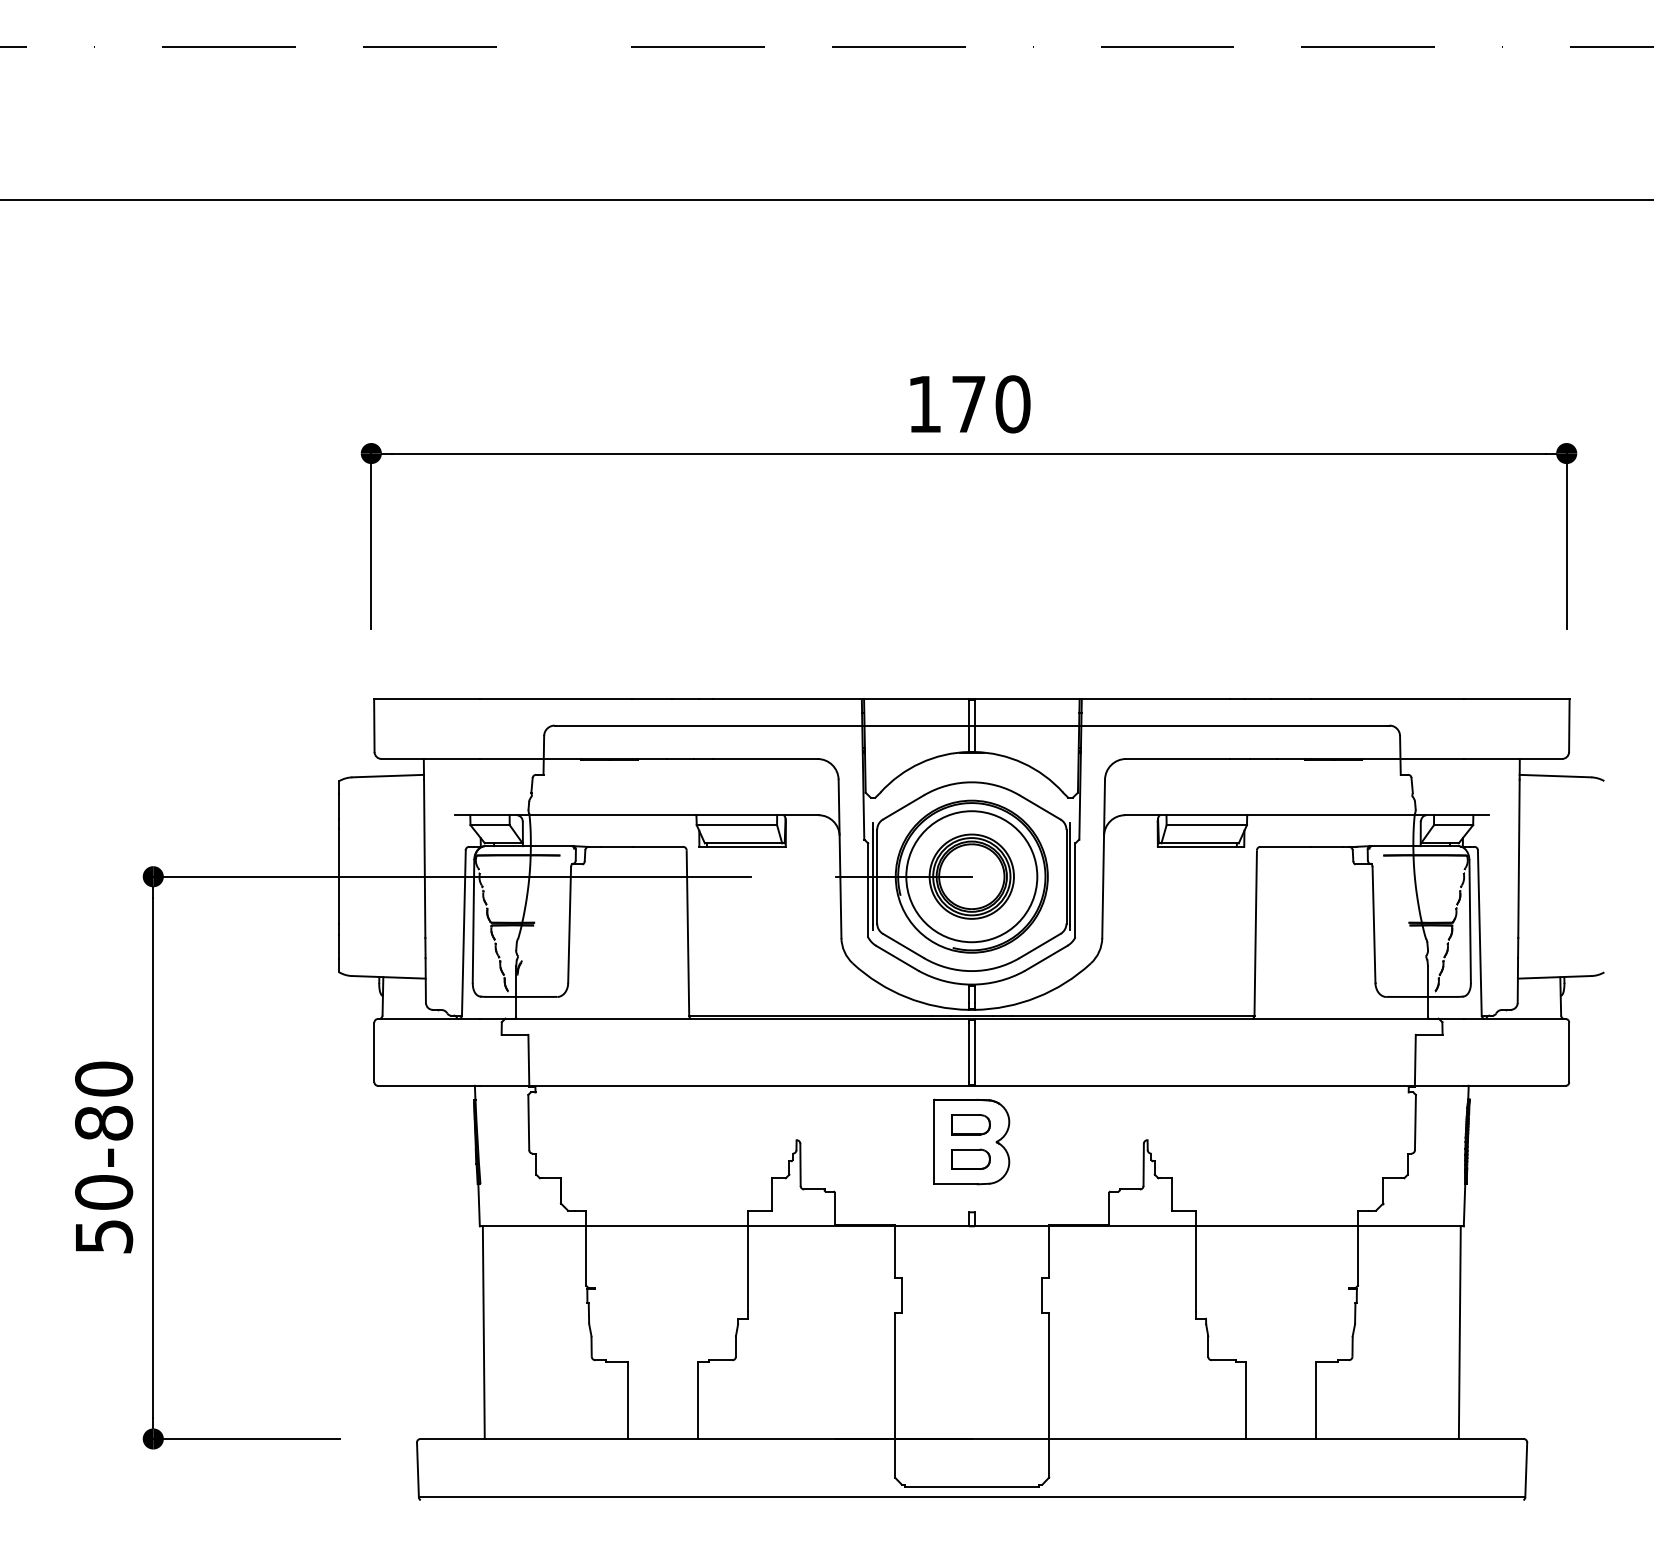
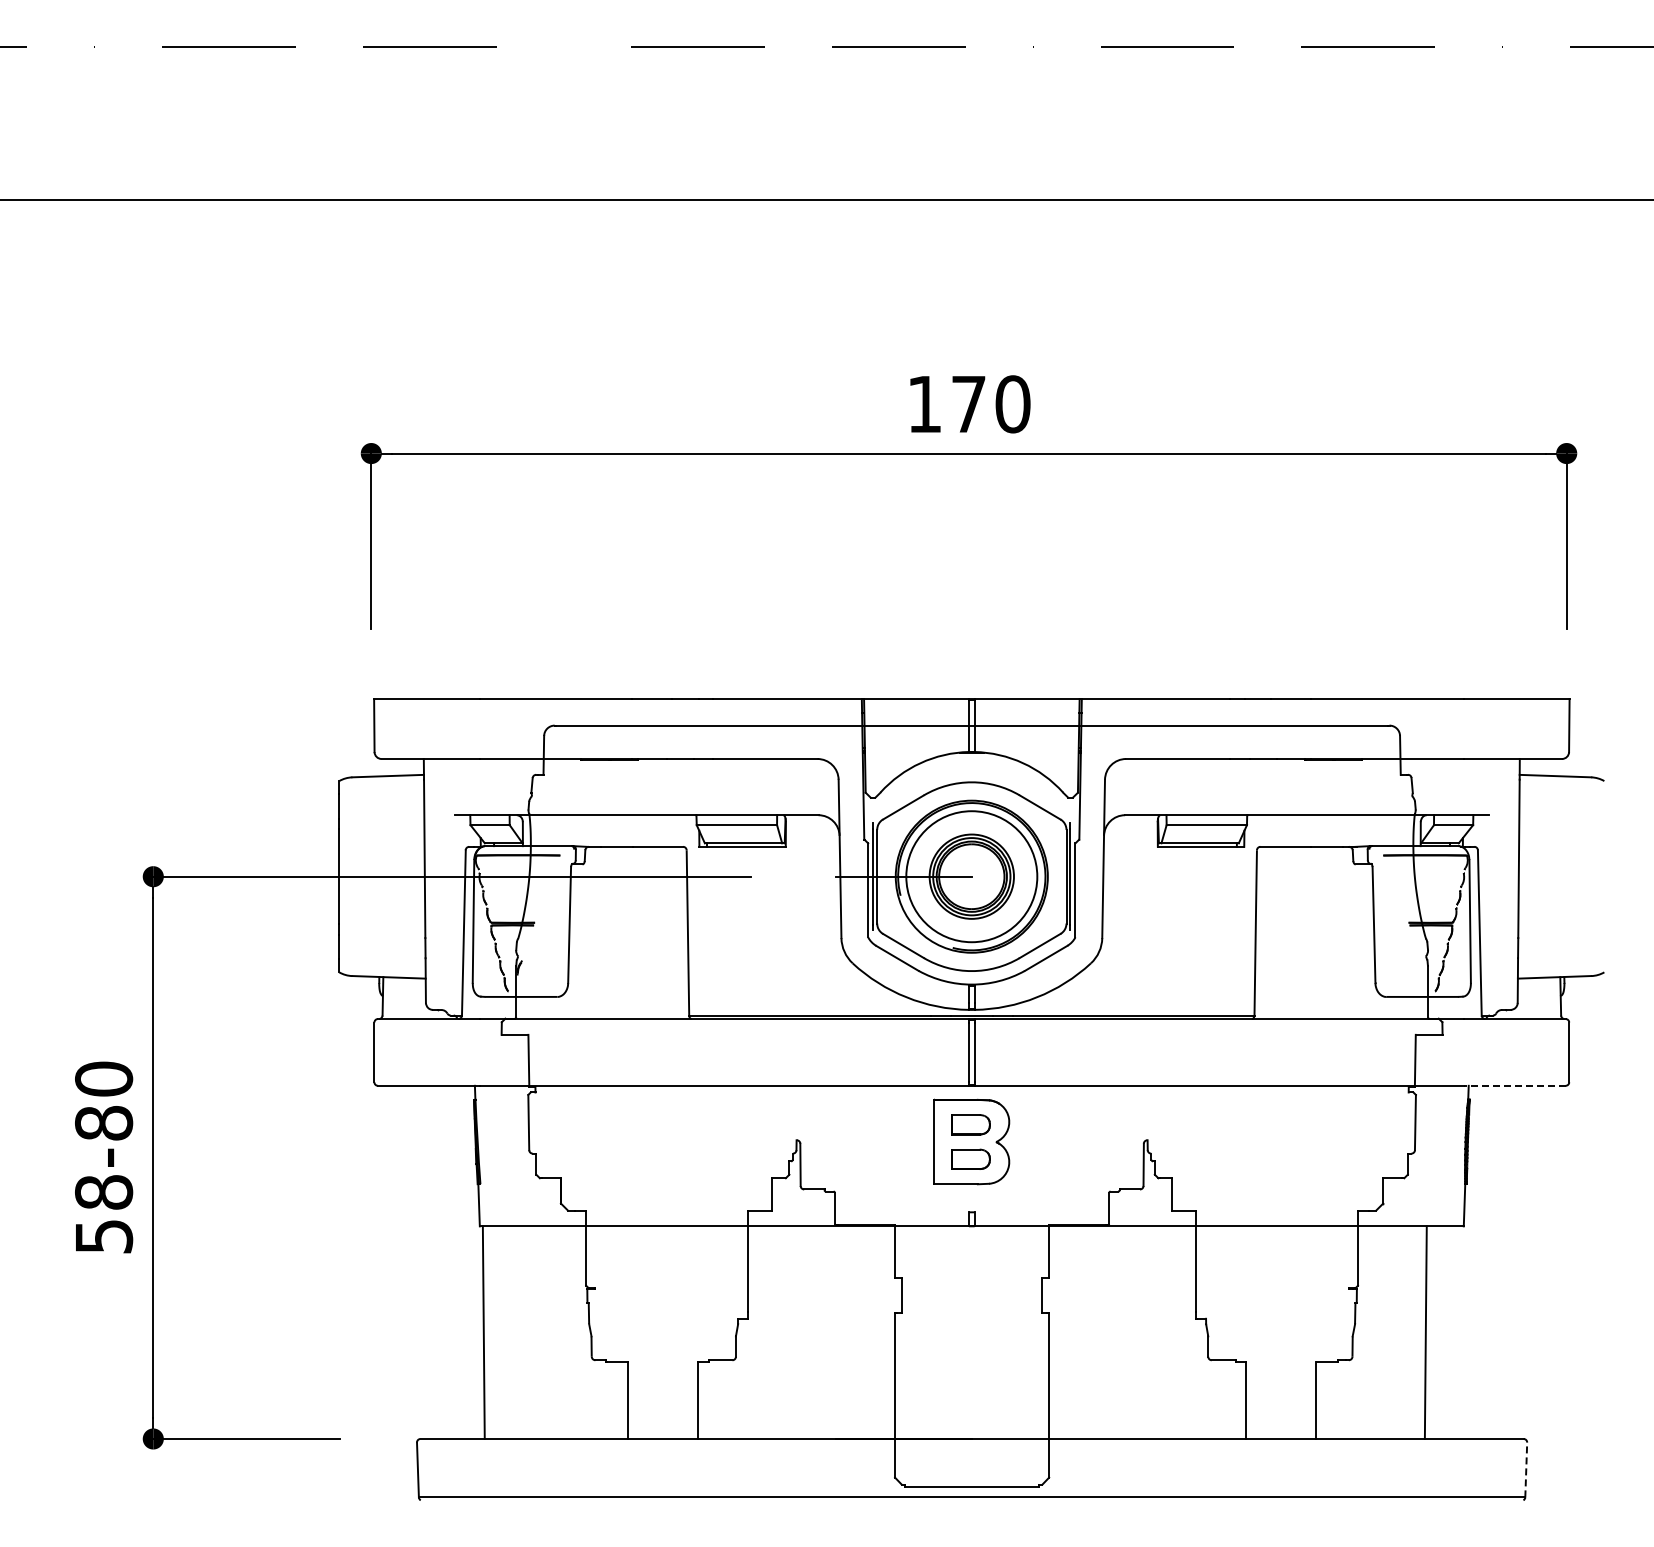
line: solid -> dashed (1514, 1085)
text: 50-80 -> 58-80 (103, 1192)
line position: (1459, 1332) -> (1425, 1332) (1425, 1332)
line: solid -> dashed (1526, 1469)
